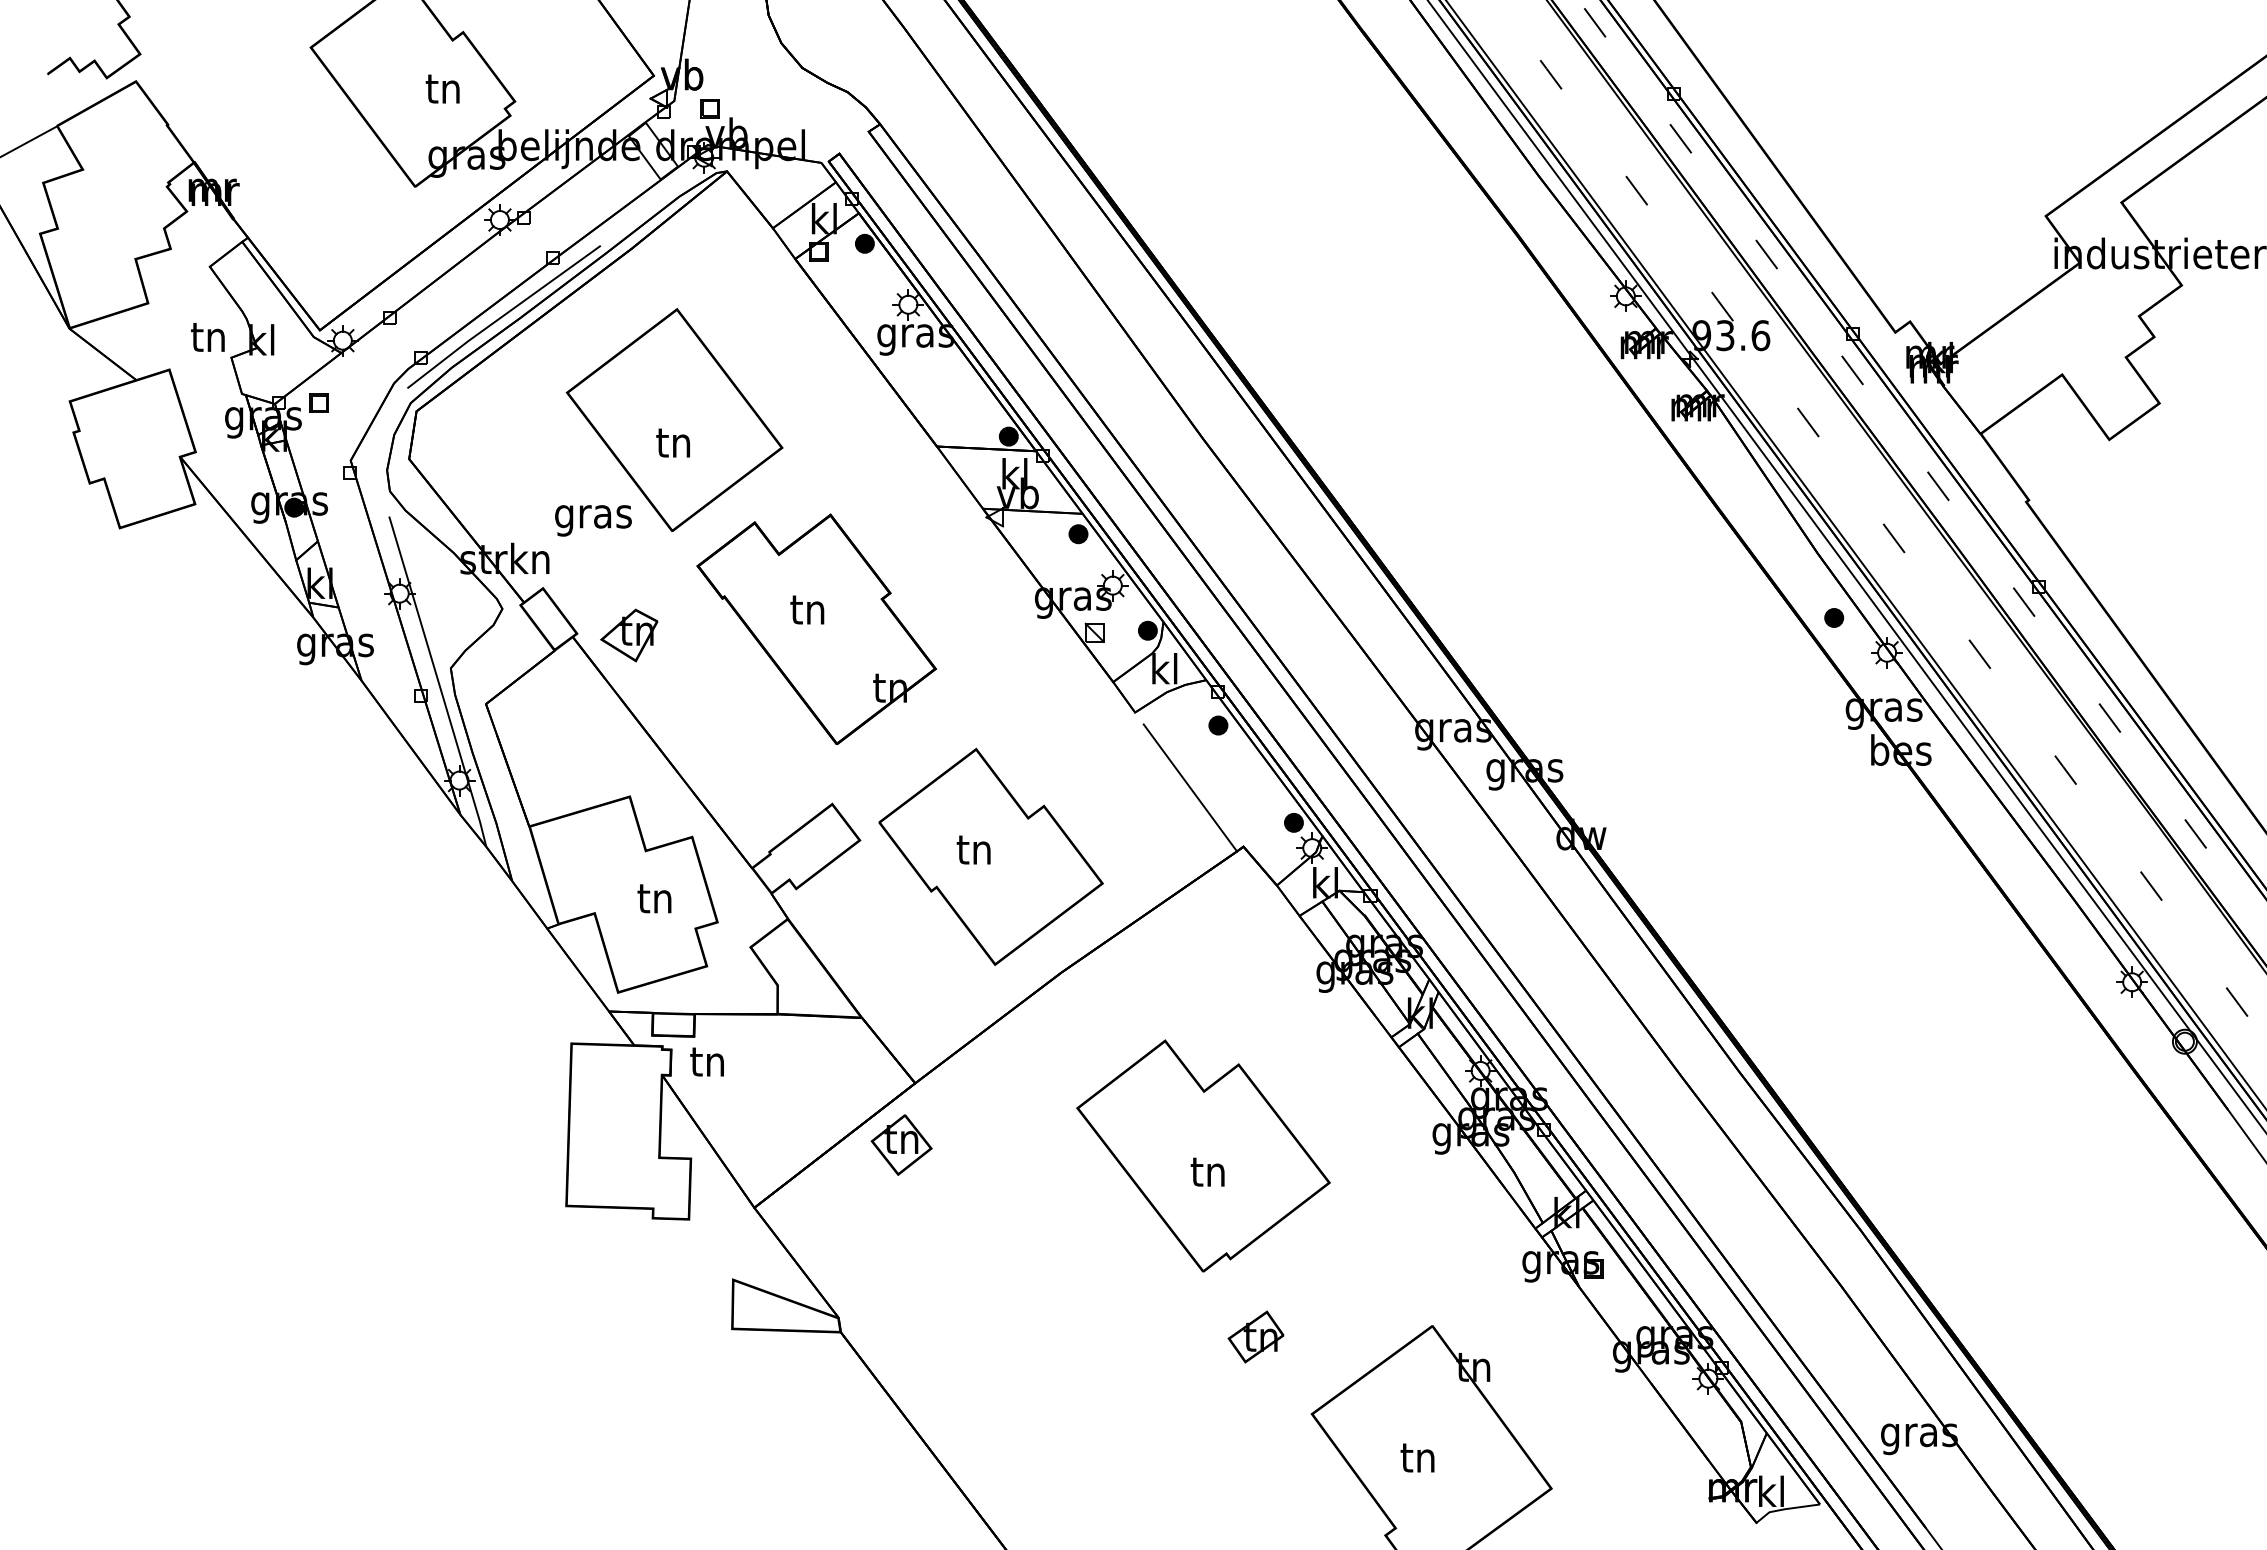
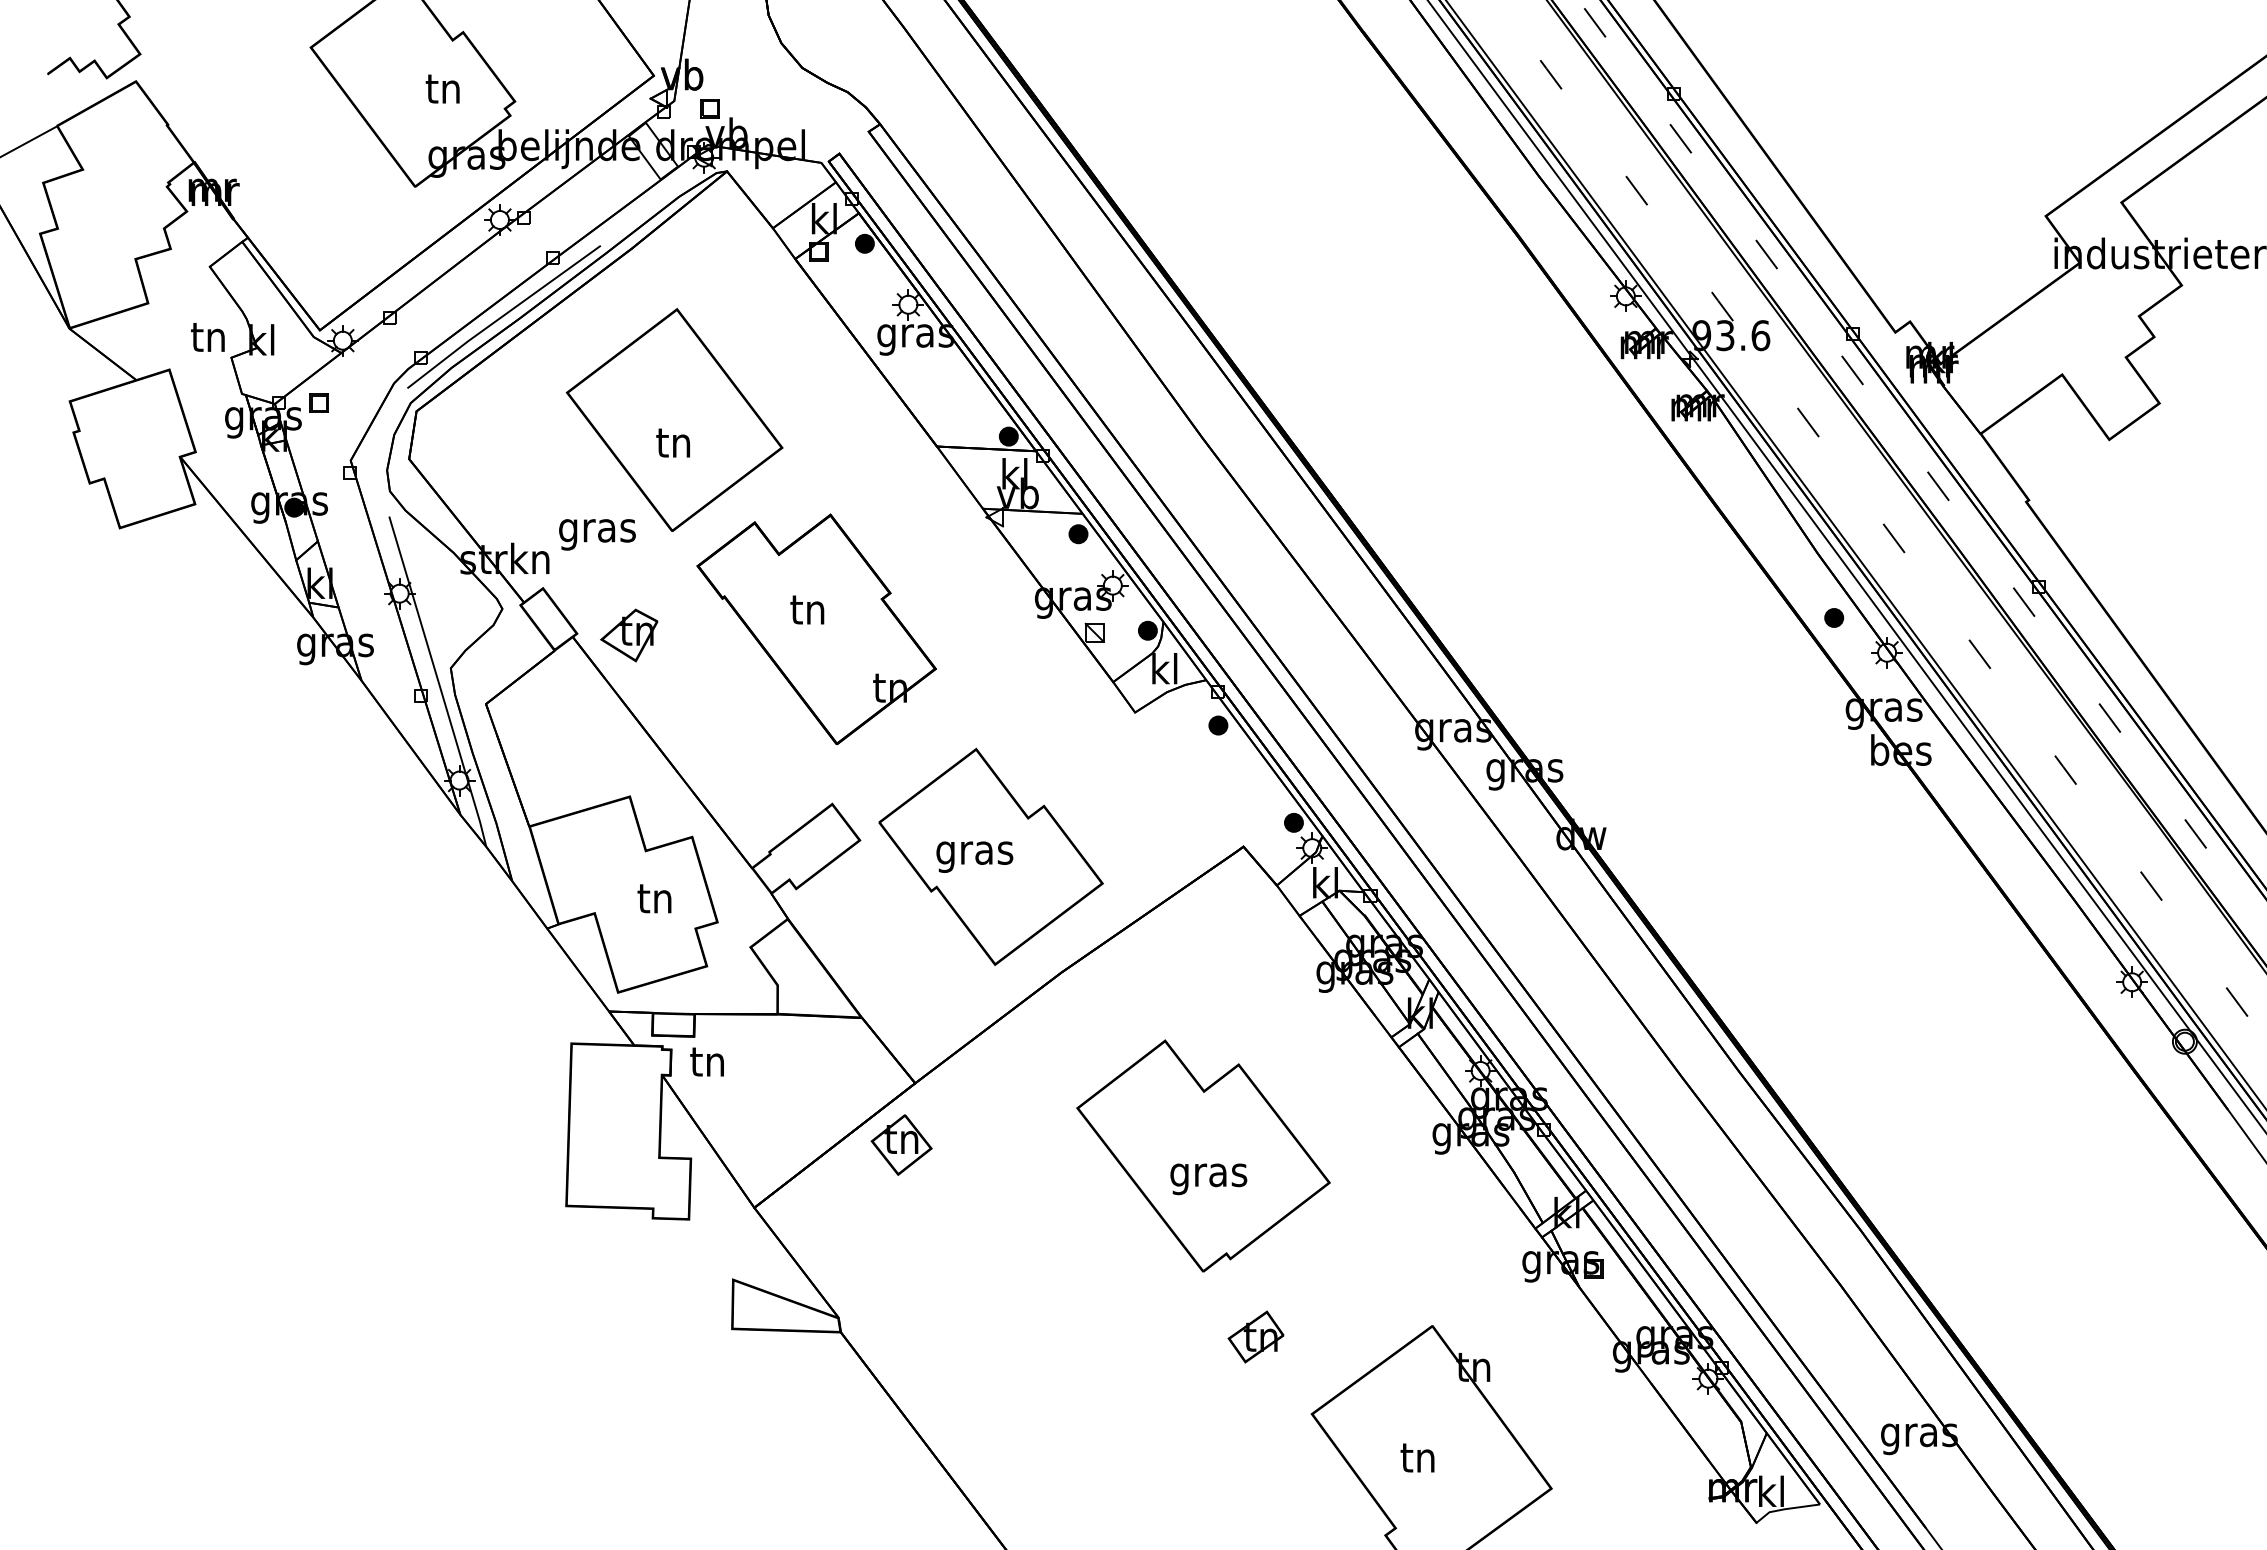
text position: (593, 520) -> (597, 534) (597, 534)
line: present -> none (1190, 787)
text: tn -> gras (974, 853)
text: tn -> gras (1208, 1176)
